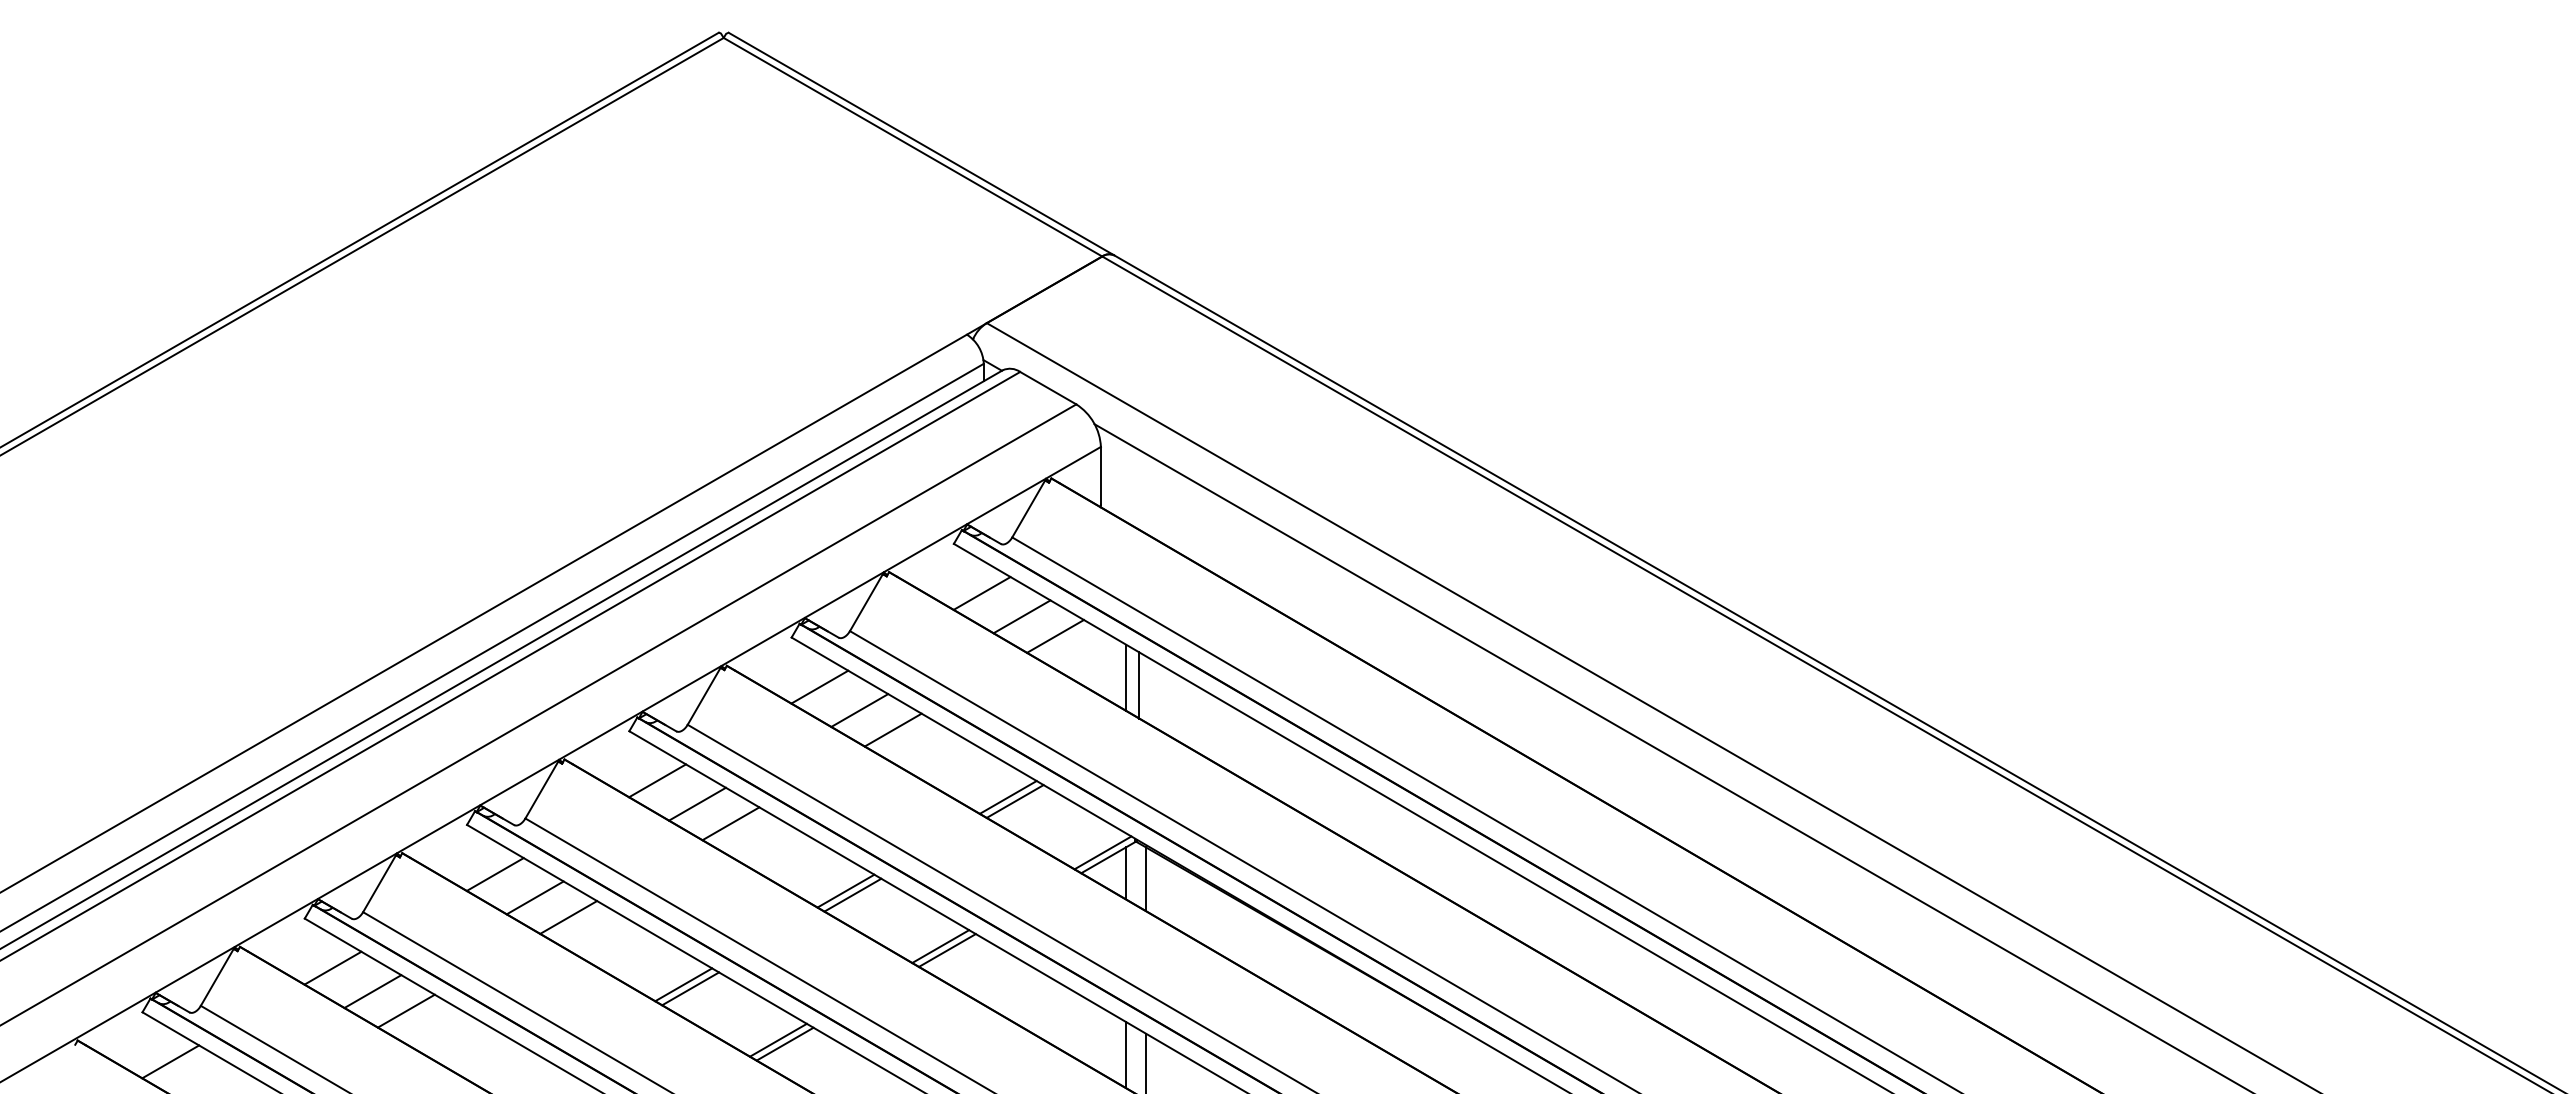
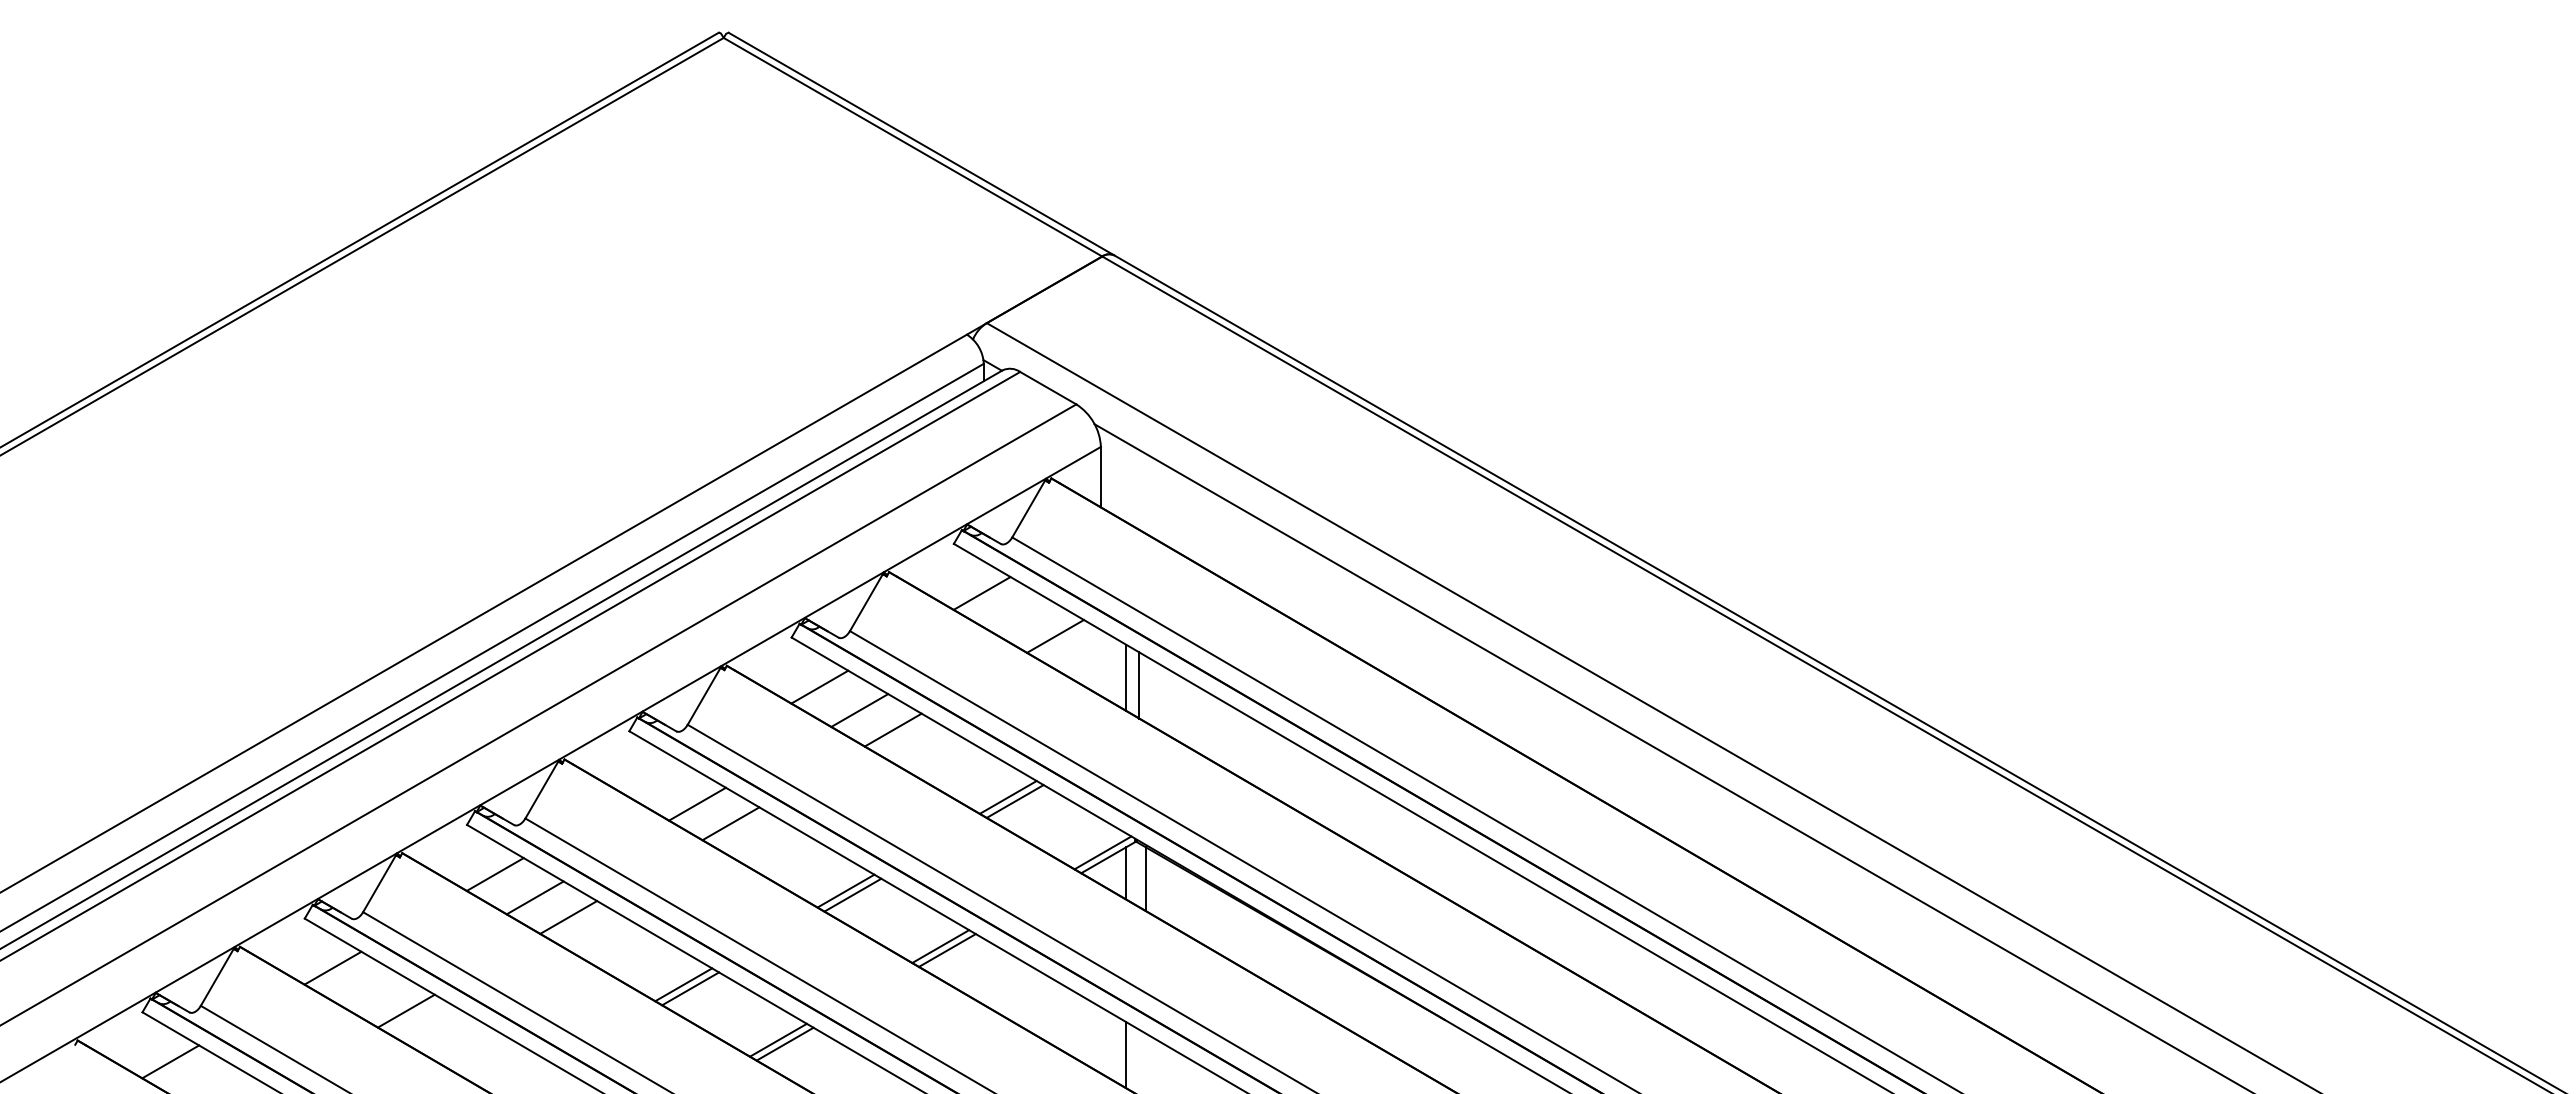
line: present -> none (1021, 616)
line: present -> none (657, 780)
line: present -> none (372, 991)
line: present -> none (1146, 1061)
